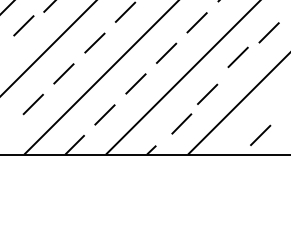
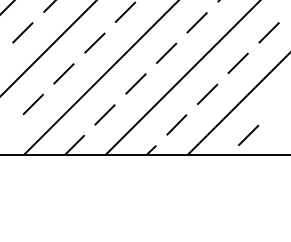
line position: (23, 25) -> (22, 32) (22, 32)
line position: (237, 57) -> (237, 63) (237, 63)
line position: (181, 123) -> (176, 124) (176, 124)
line position: (260, 134) -> (248, 134) (248, 134)
